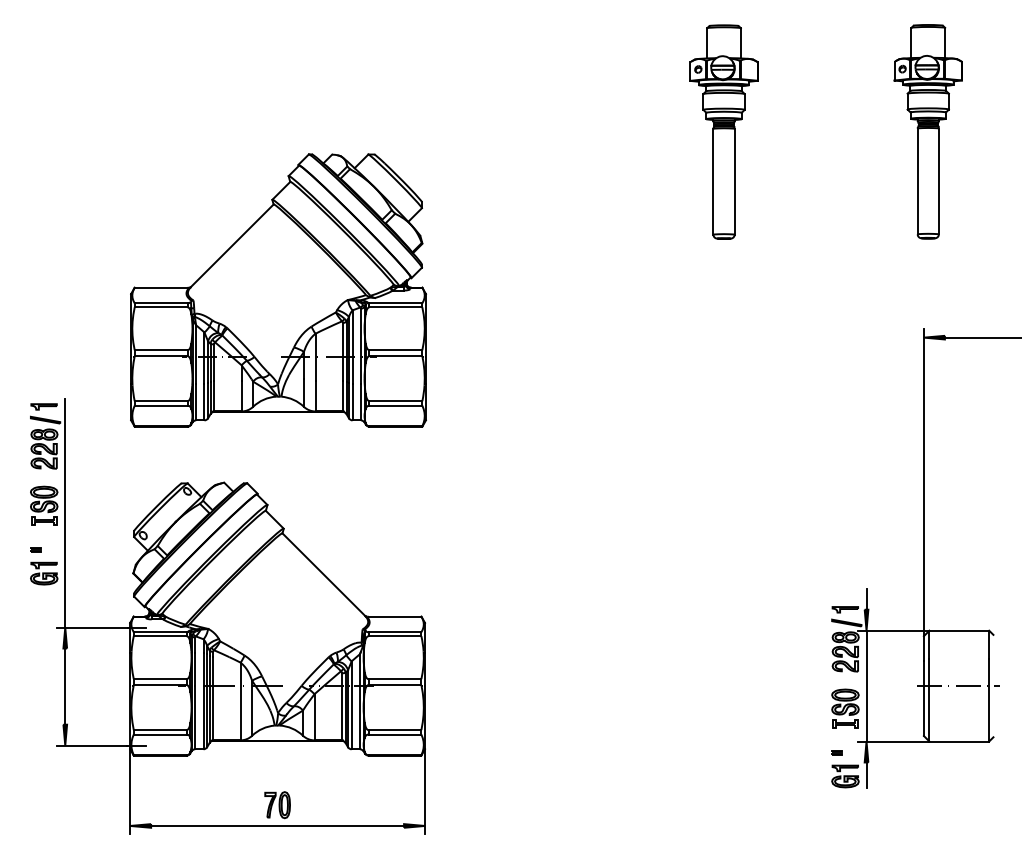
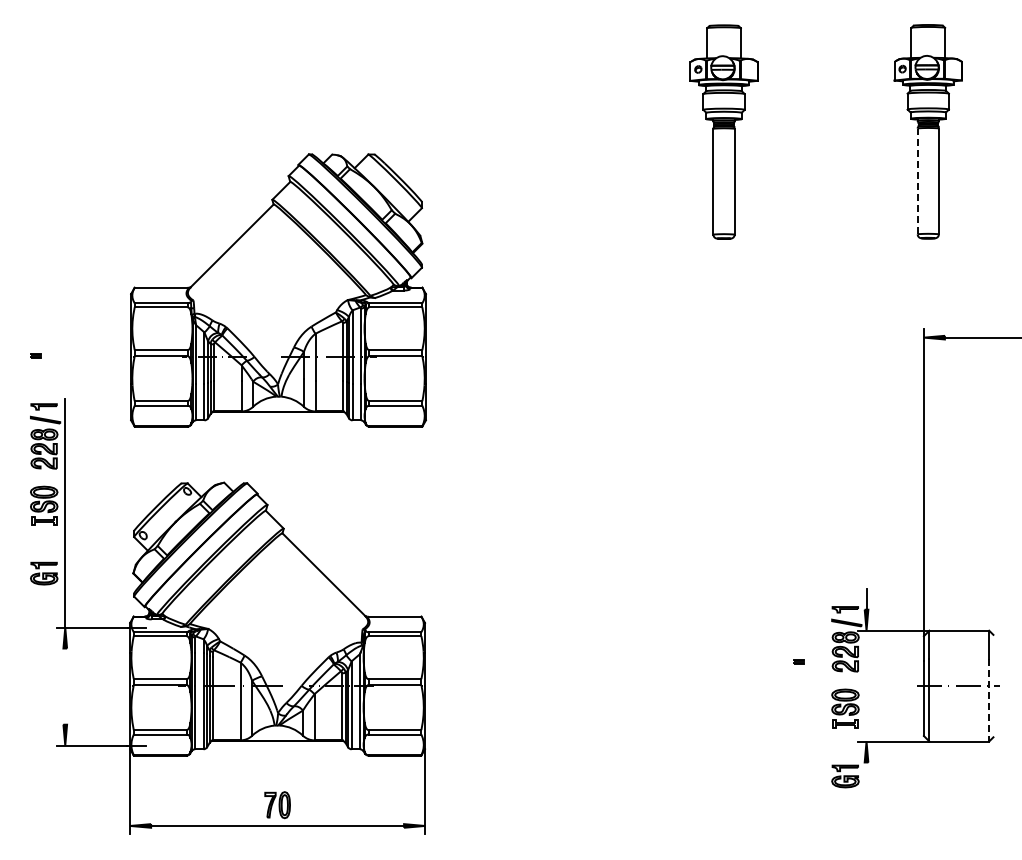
line: solid -> dashed (917, 181)
part position: (35, 549) -> (35, 355) (35, 355)
line: present -> none (866, 685)
line: present -> none (65, 686)
line: solid -> dashed (989, 700)
part position: (836, 752) -> (798, 661) (798, 661)
line: present -> none (866, 775)
